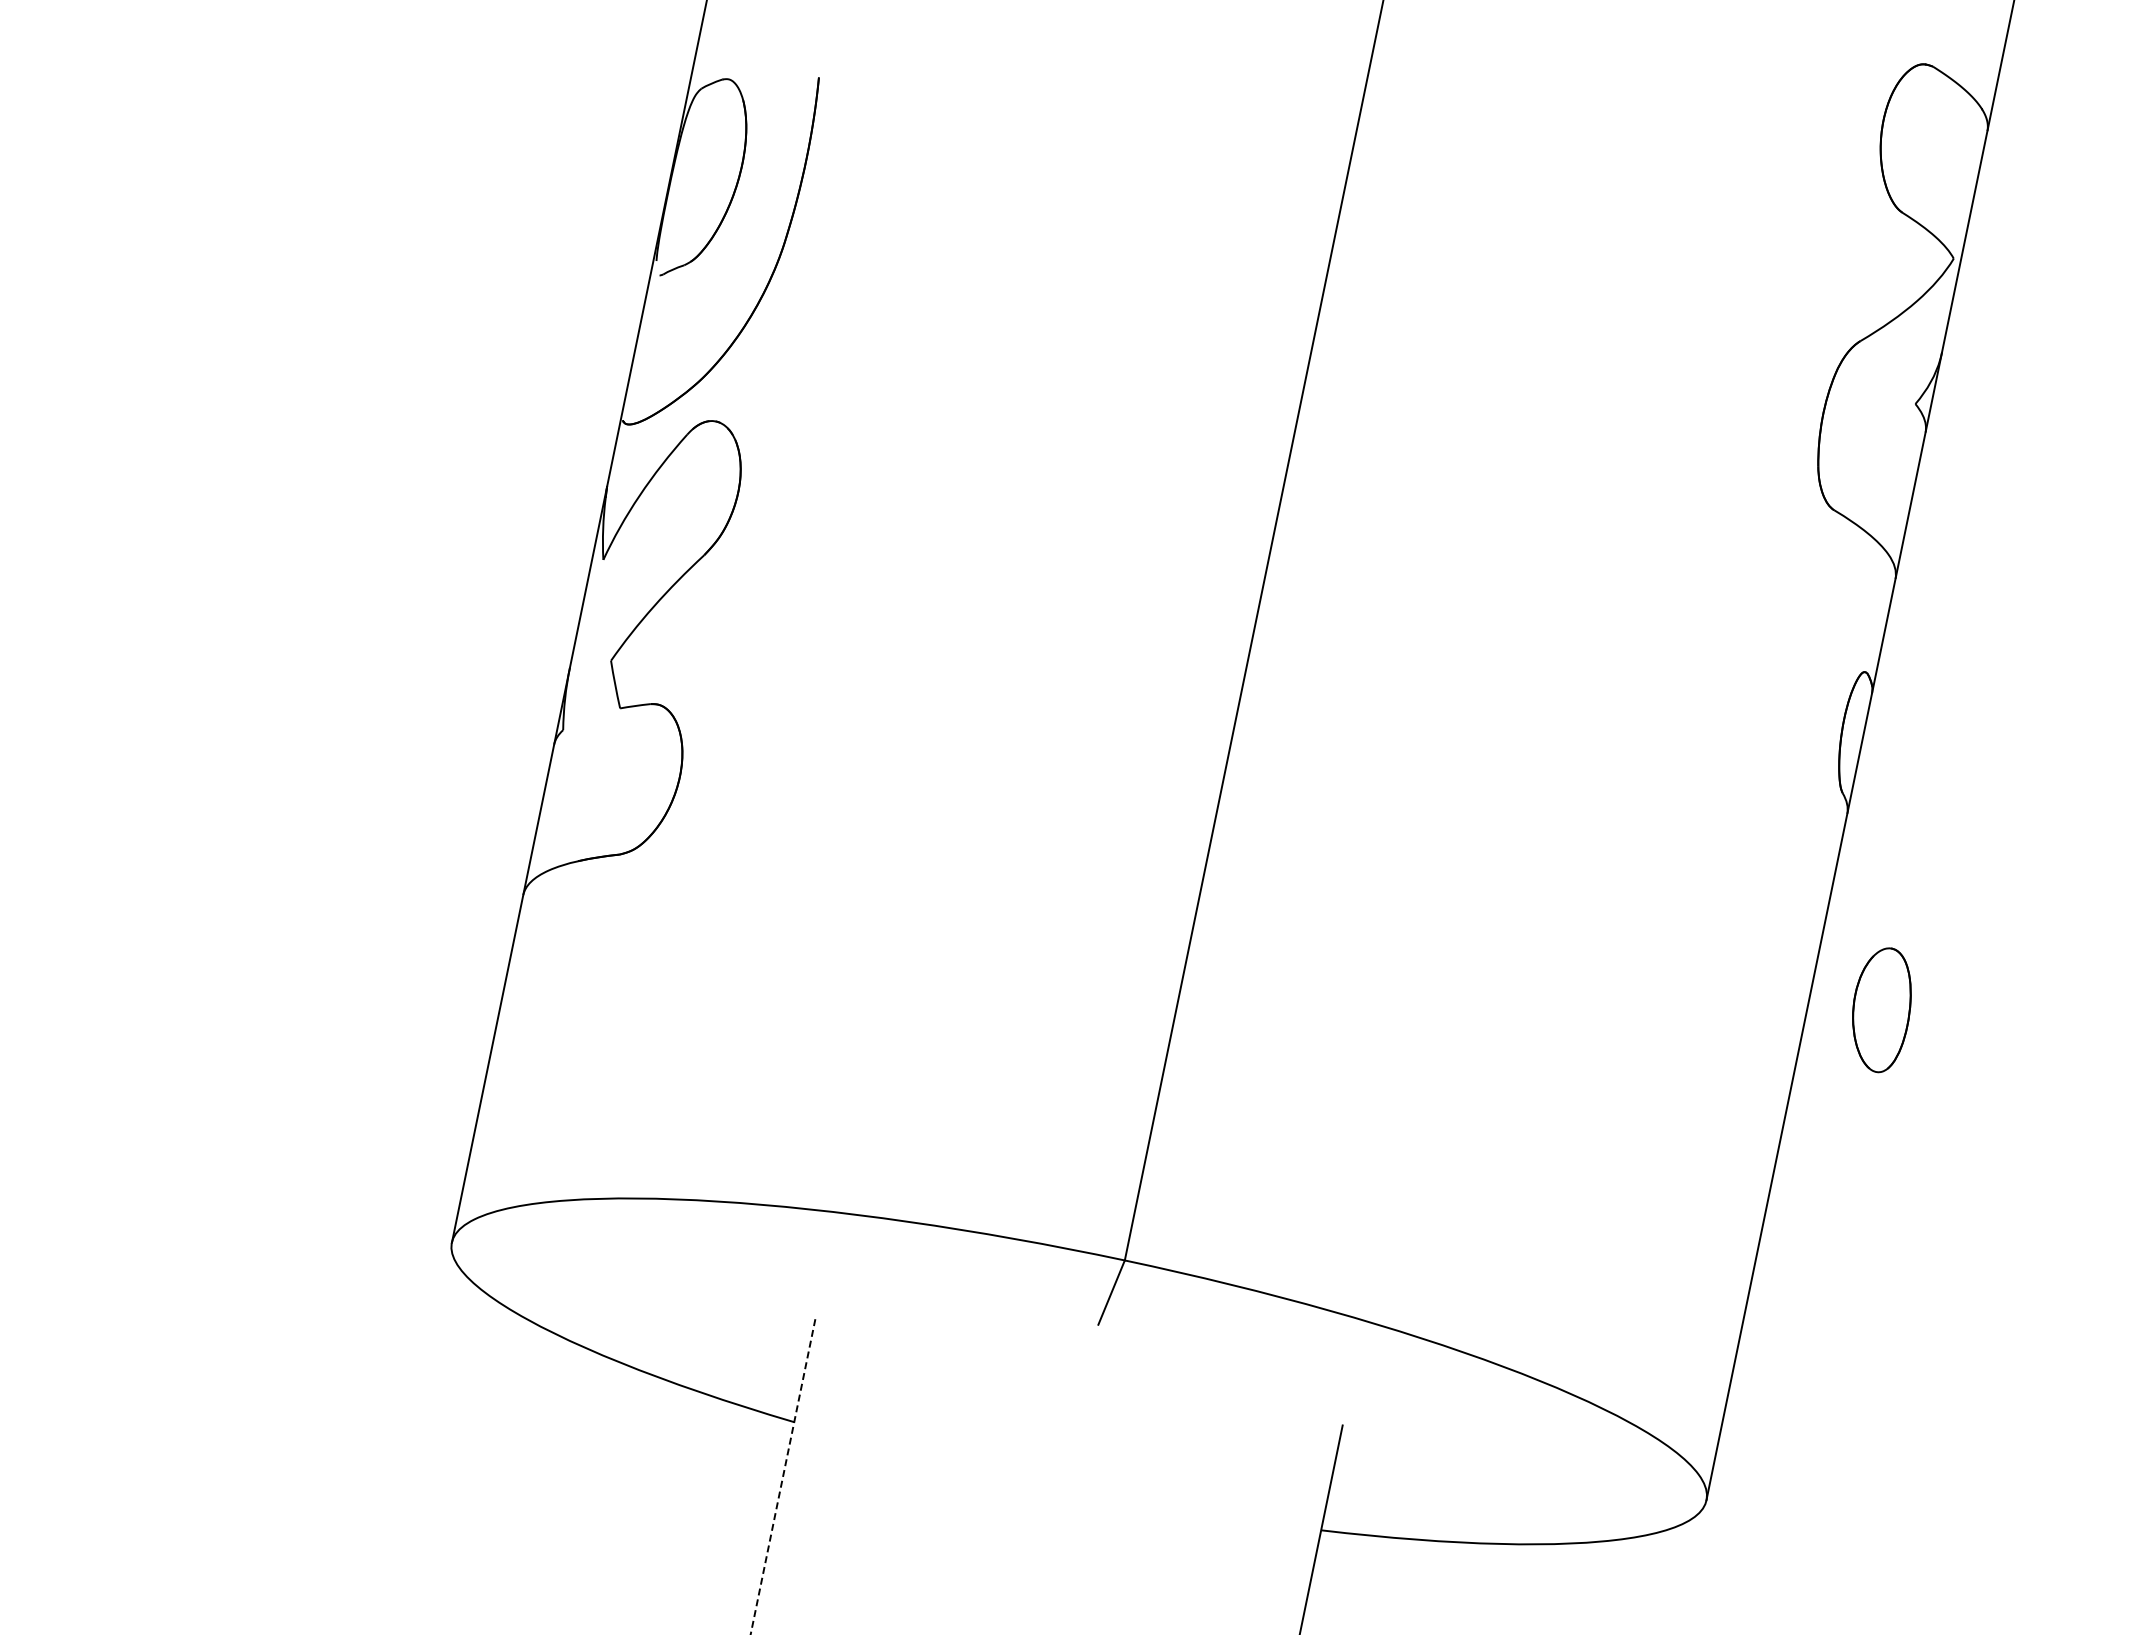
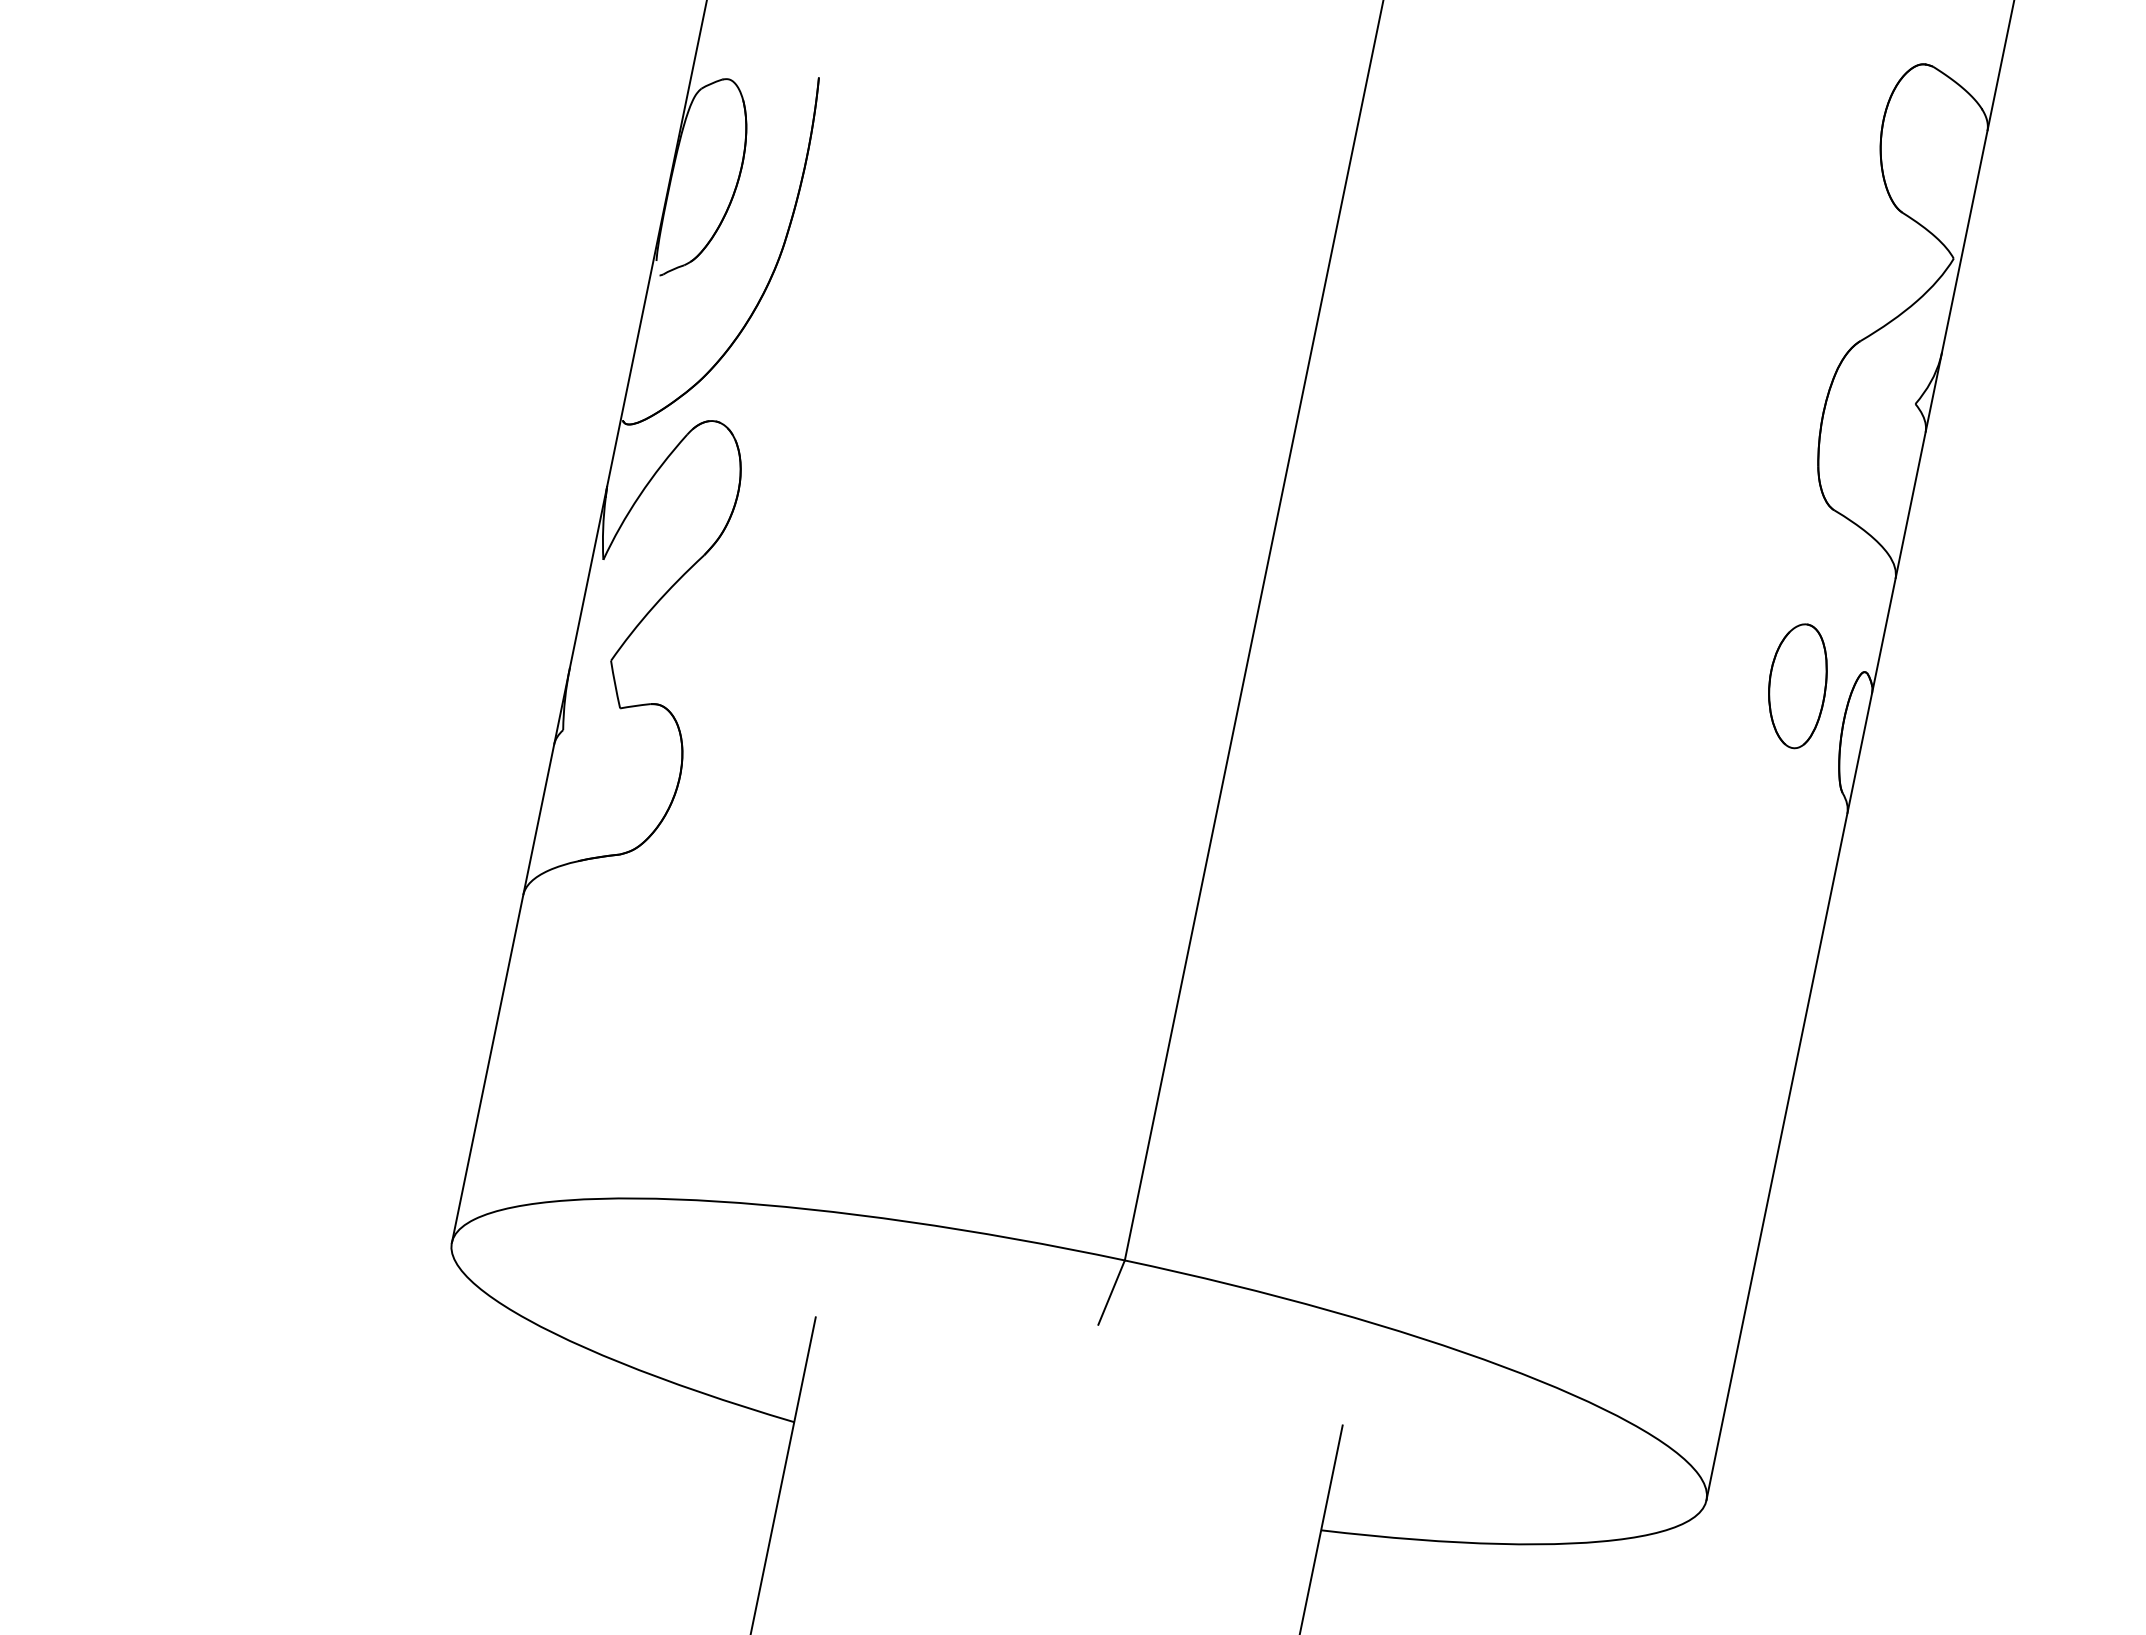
part position: (1881, 1010) -> (1797, 686) (1797, 686)
line: dashed -> solid (783, 1476)
